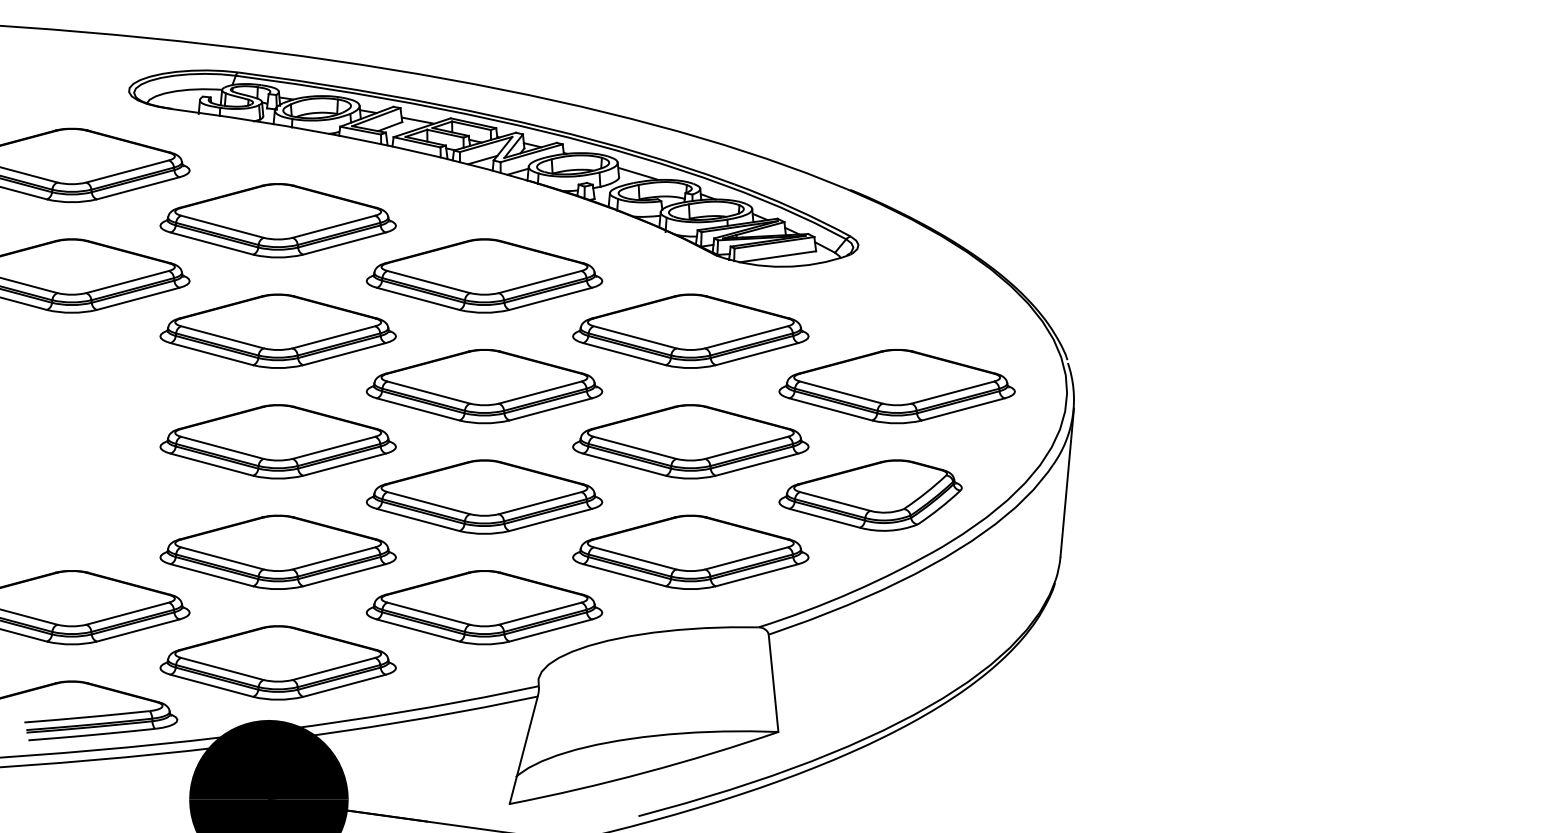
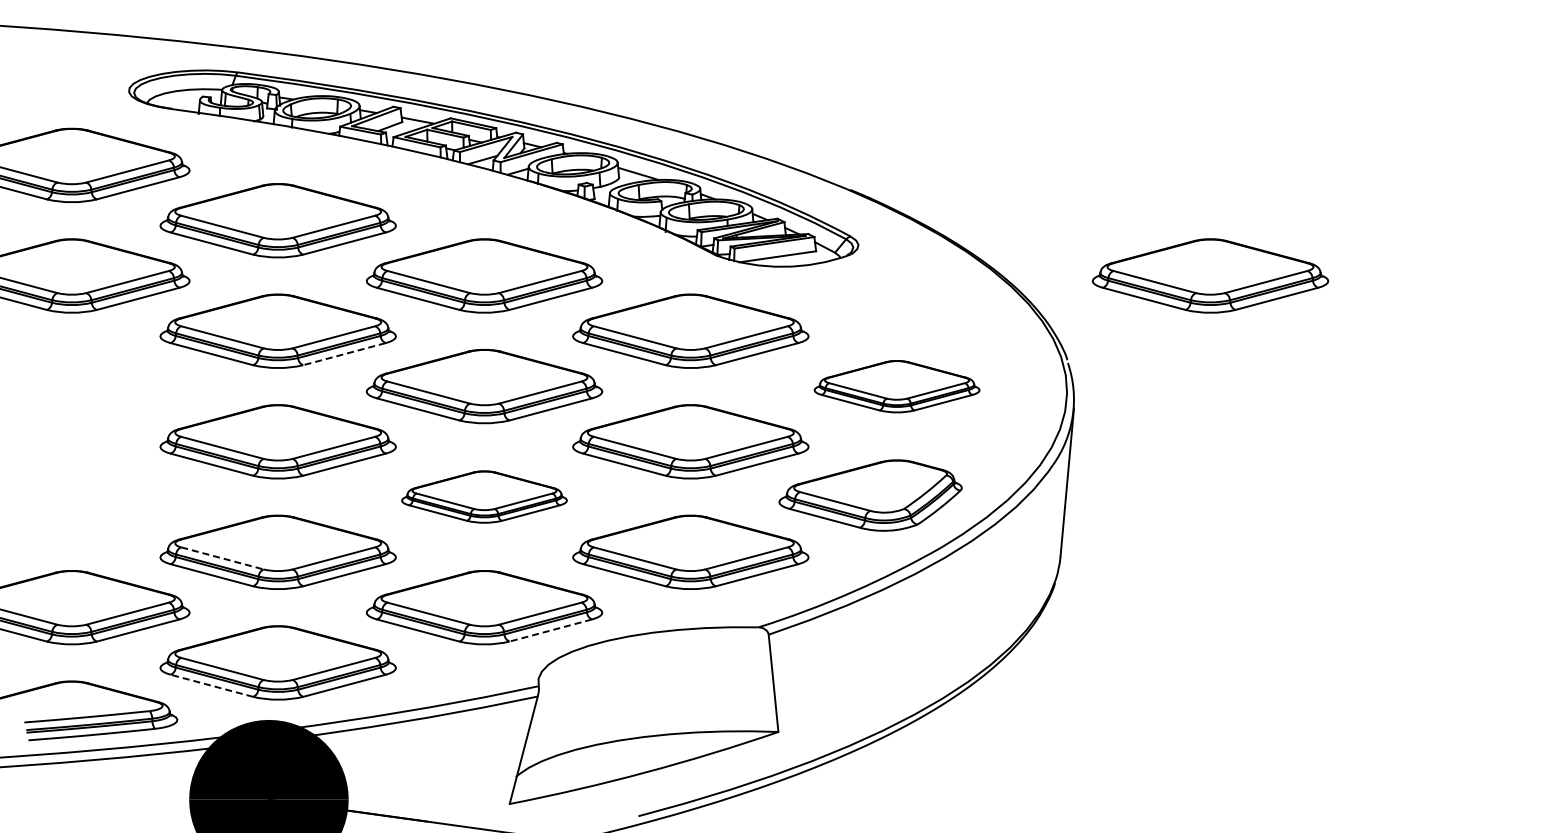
part: none -> present (1210, 275)
line: solid -> dashed (344, 354)
part size: 238x76 px -> 168x54 px (896, 386)
part size: 239x76 px -> 167x54 px (484, 496)
line: solid -> dashed (222, 558)
line: solid -> dashed (550, 630)
line: solid -> dashed (212, 685)
